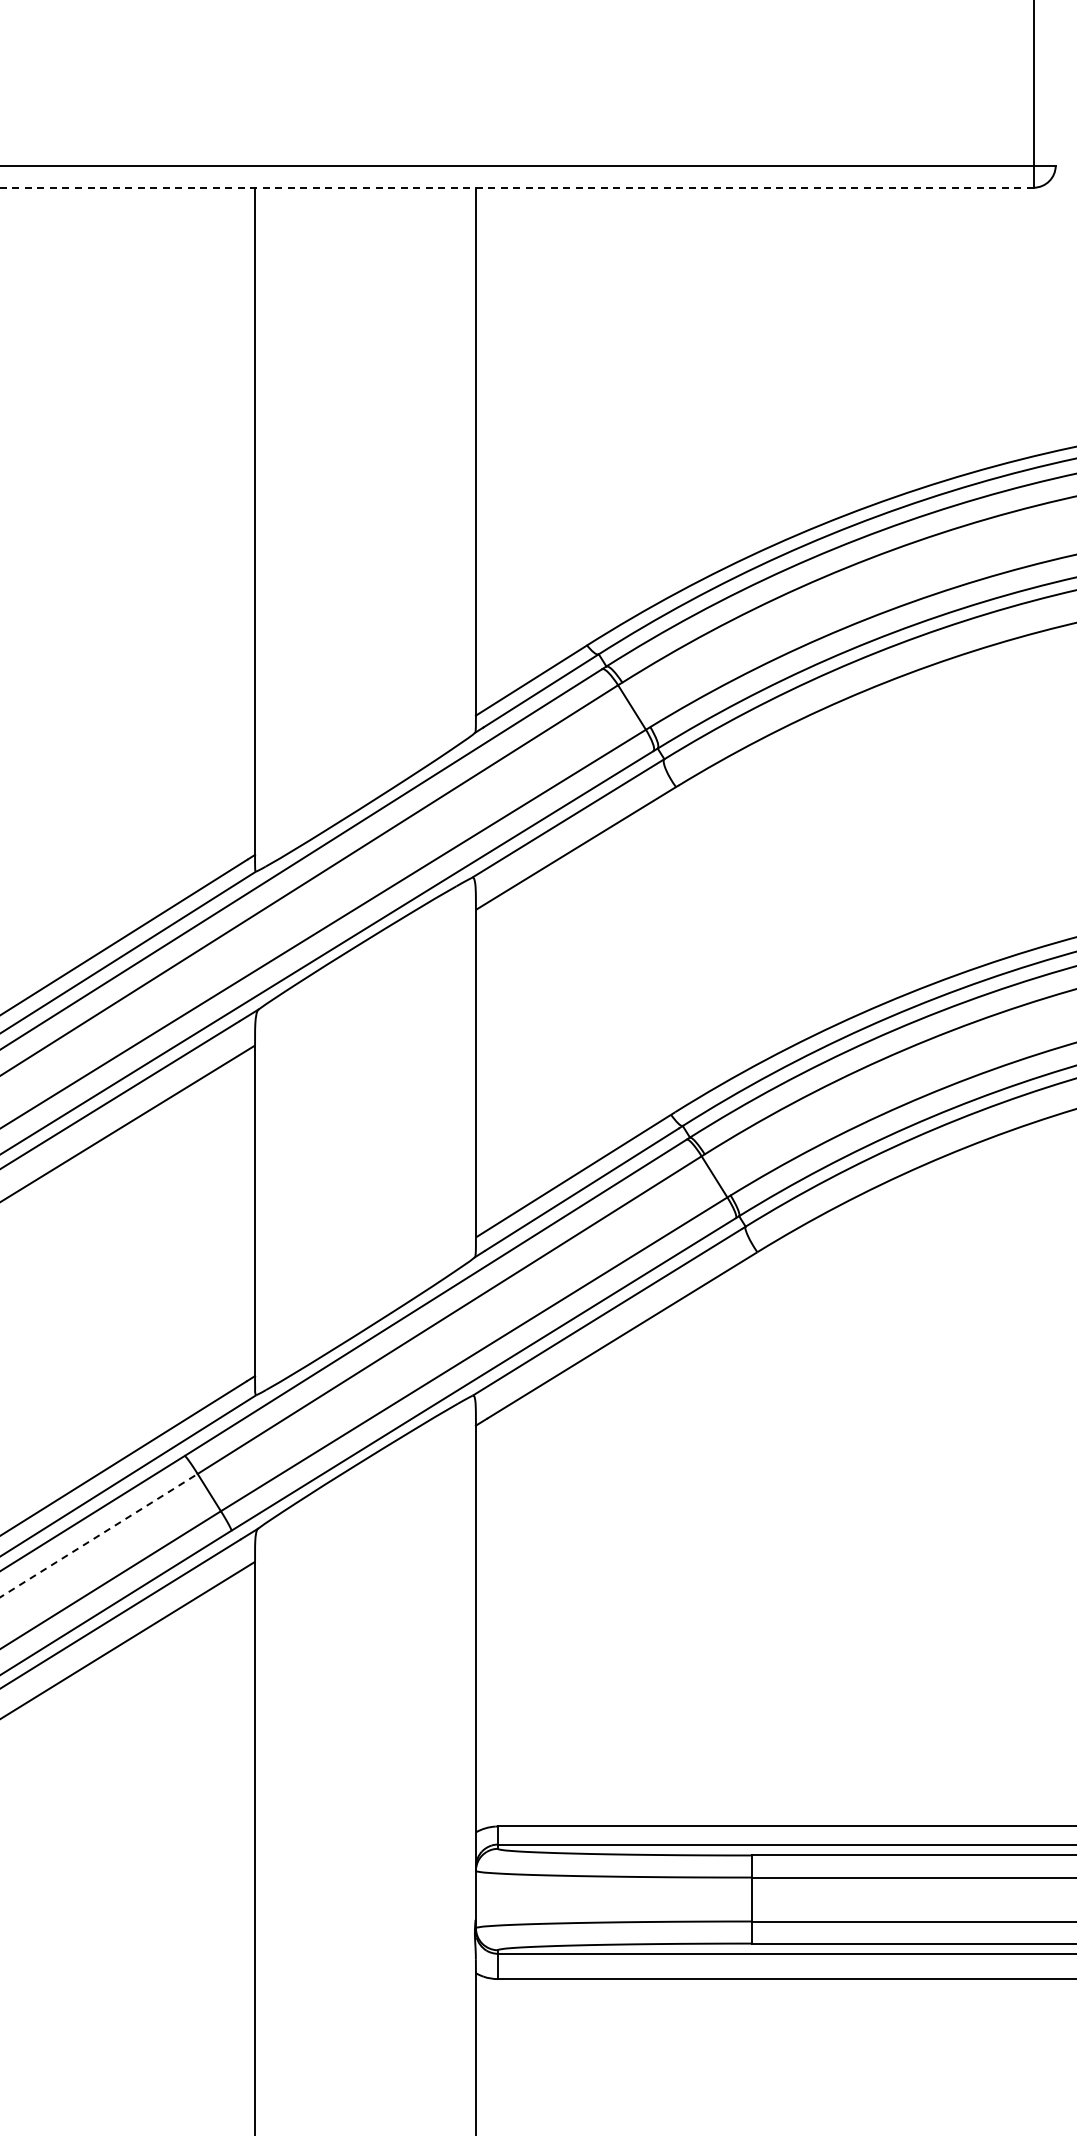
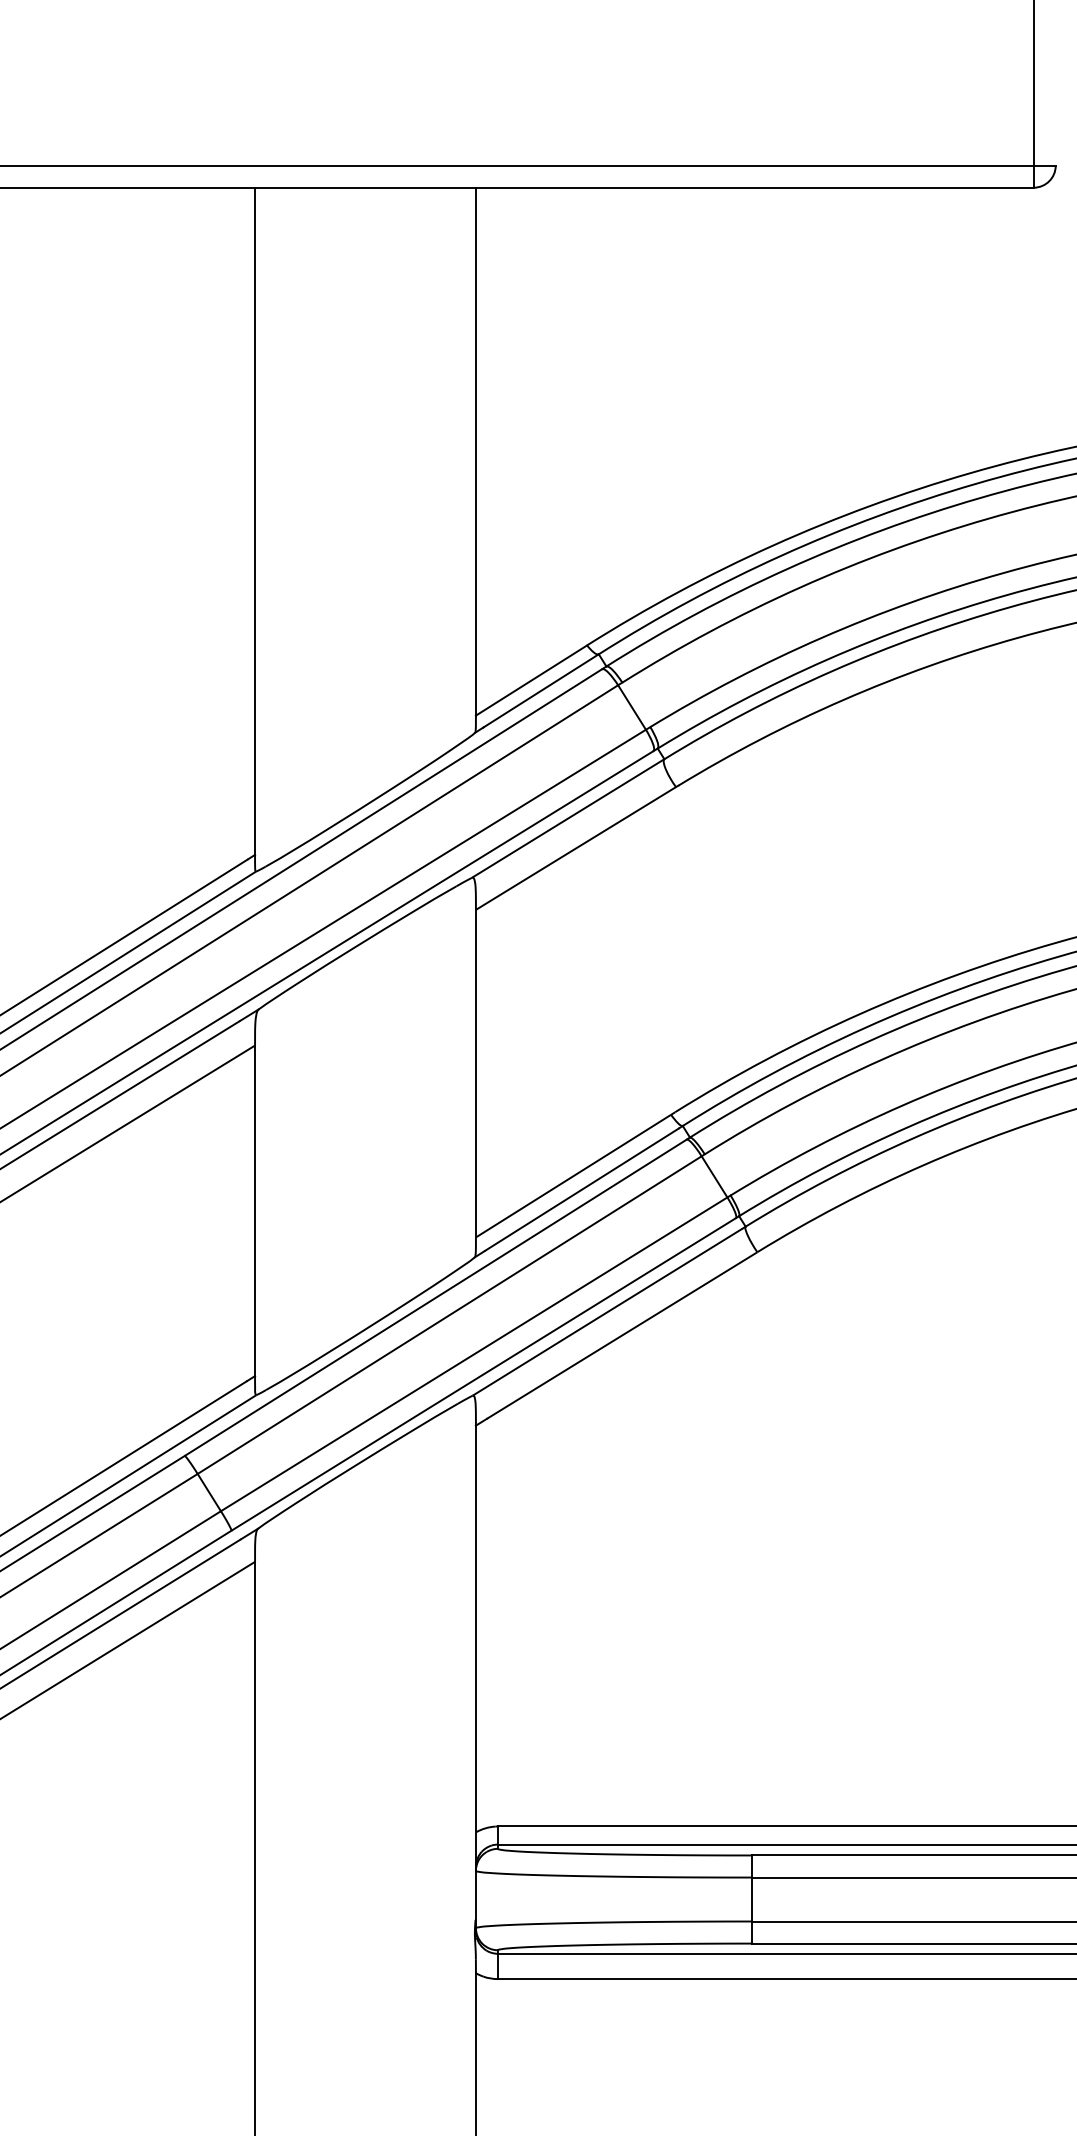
line: dashed -> solid (516, 187)
line: dashed -> solid (99, 1535)
